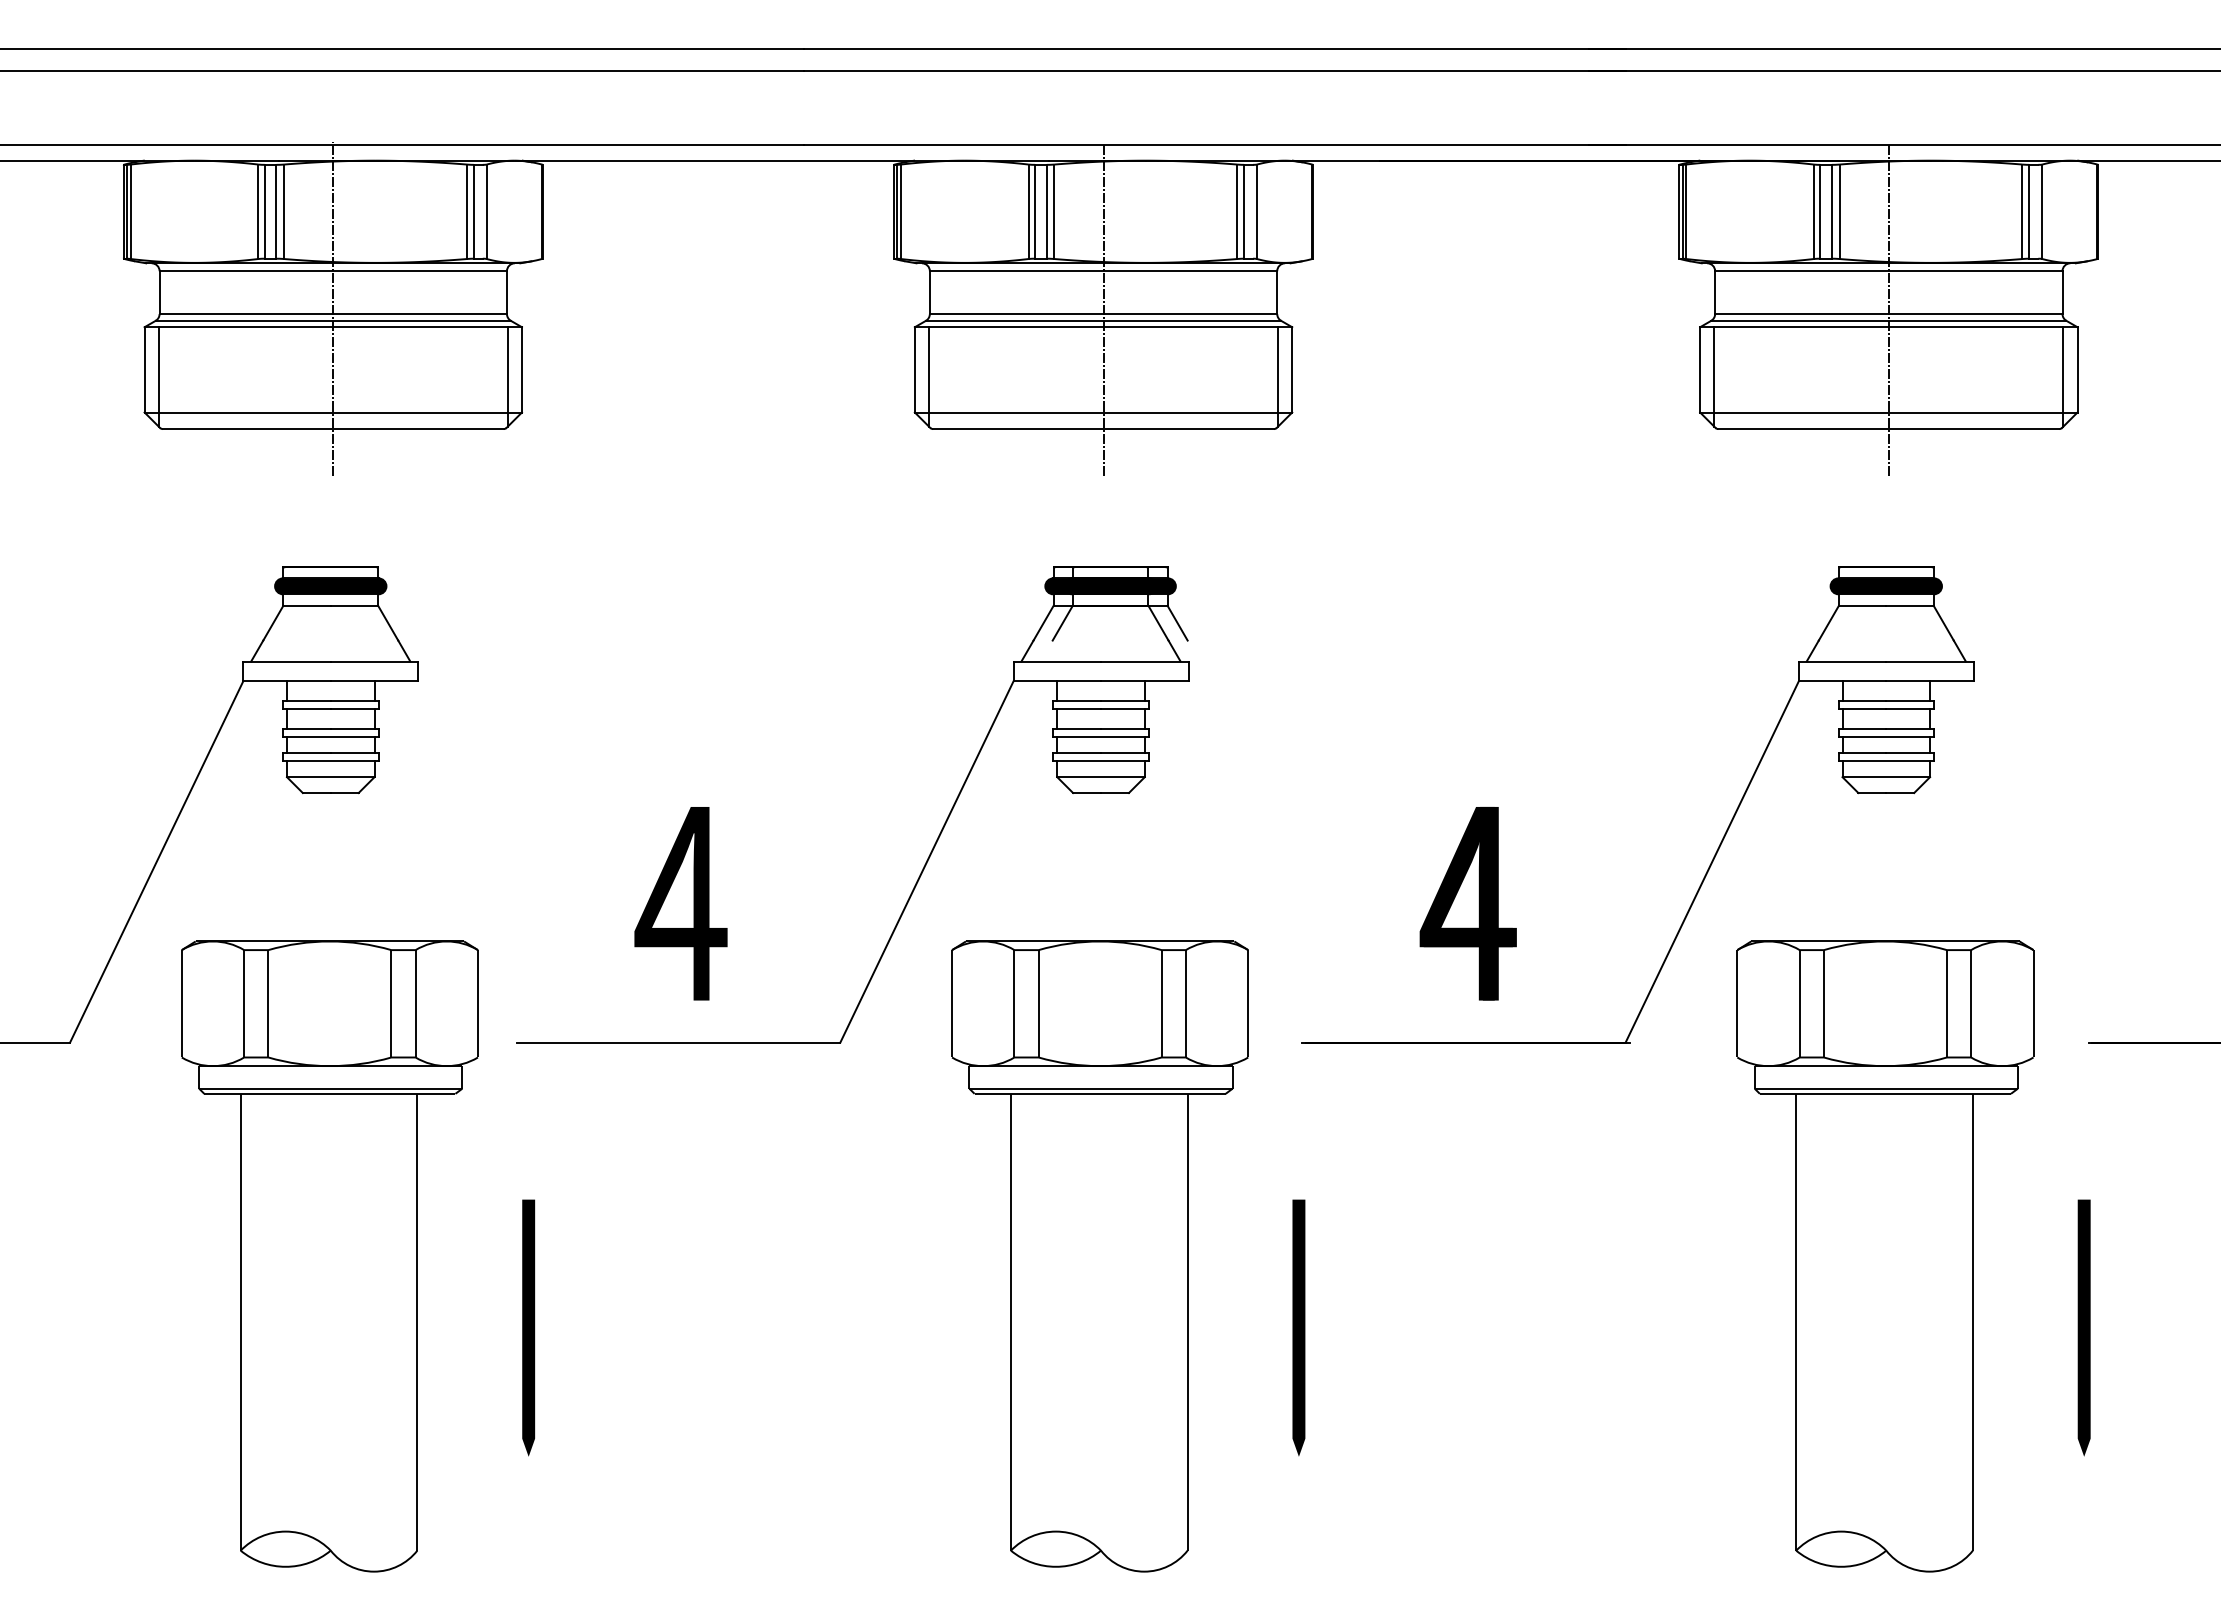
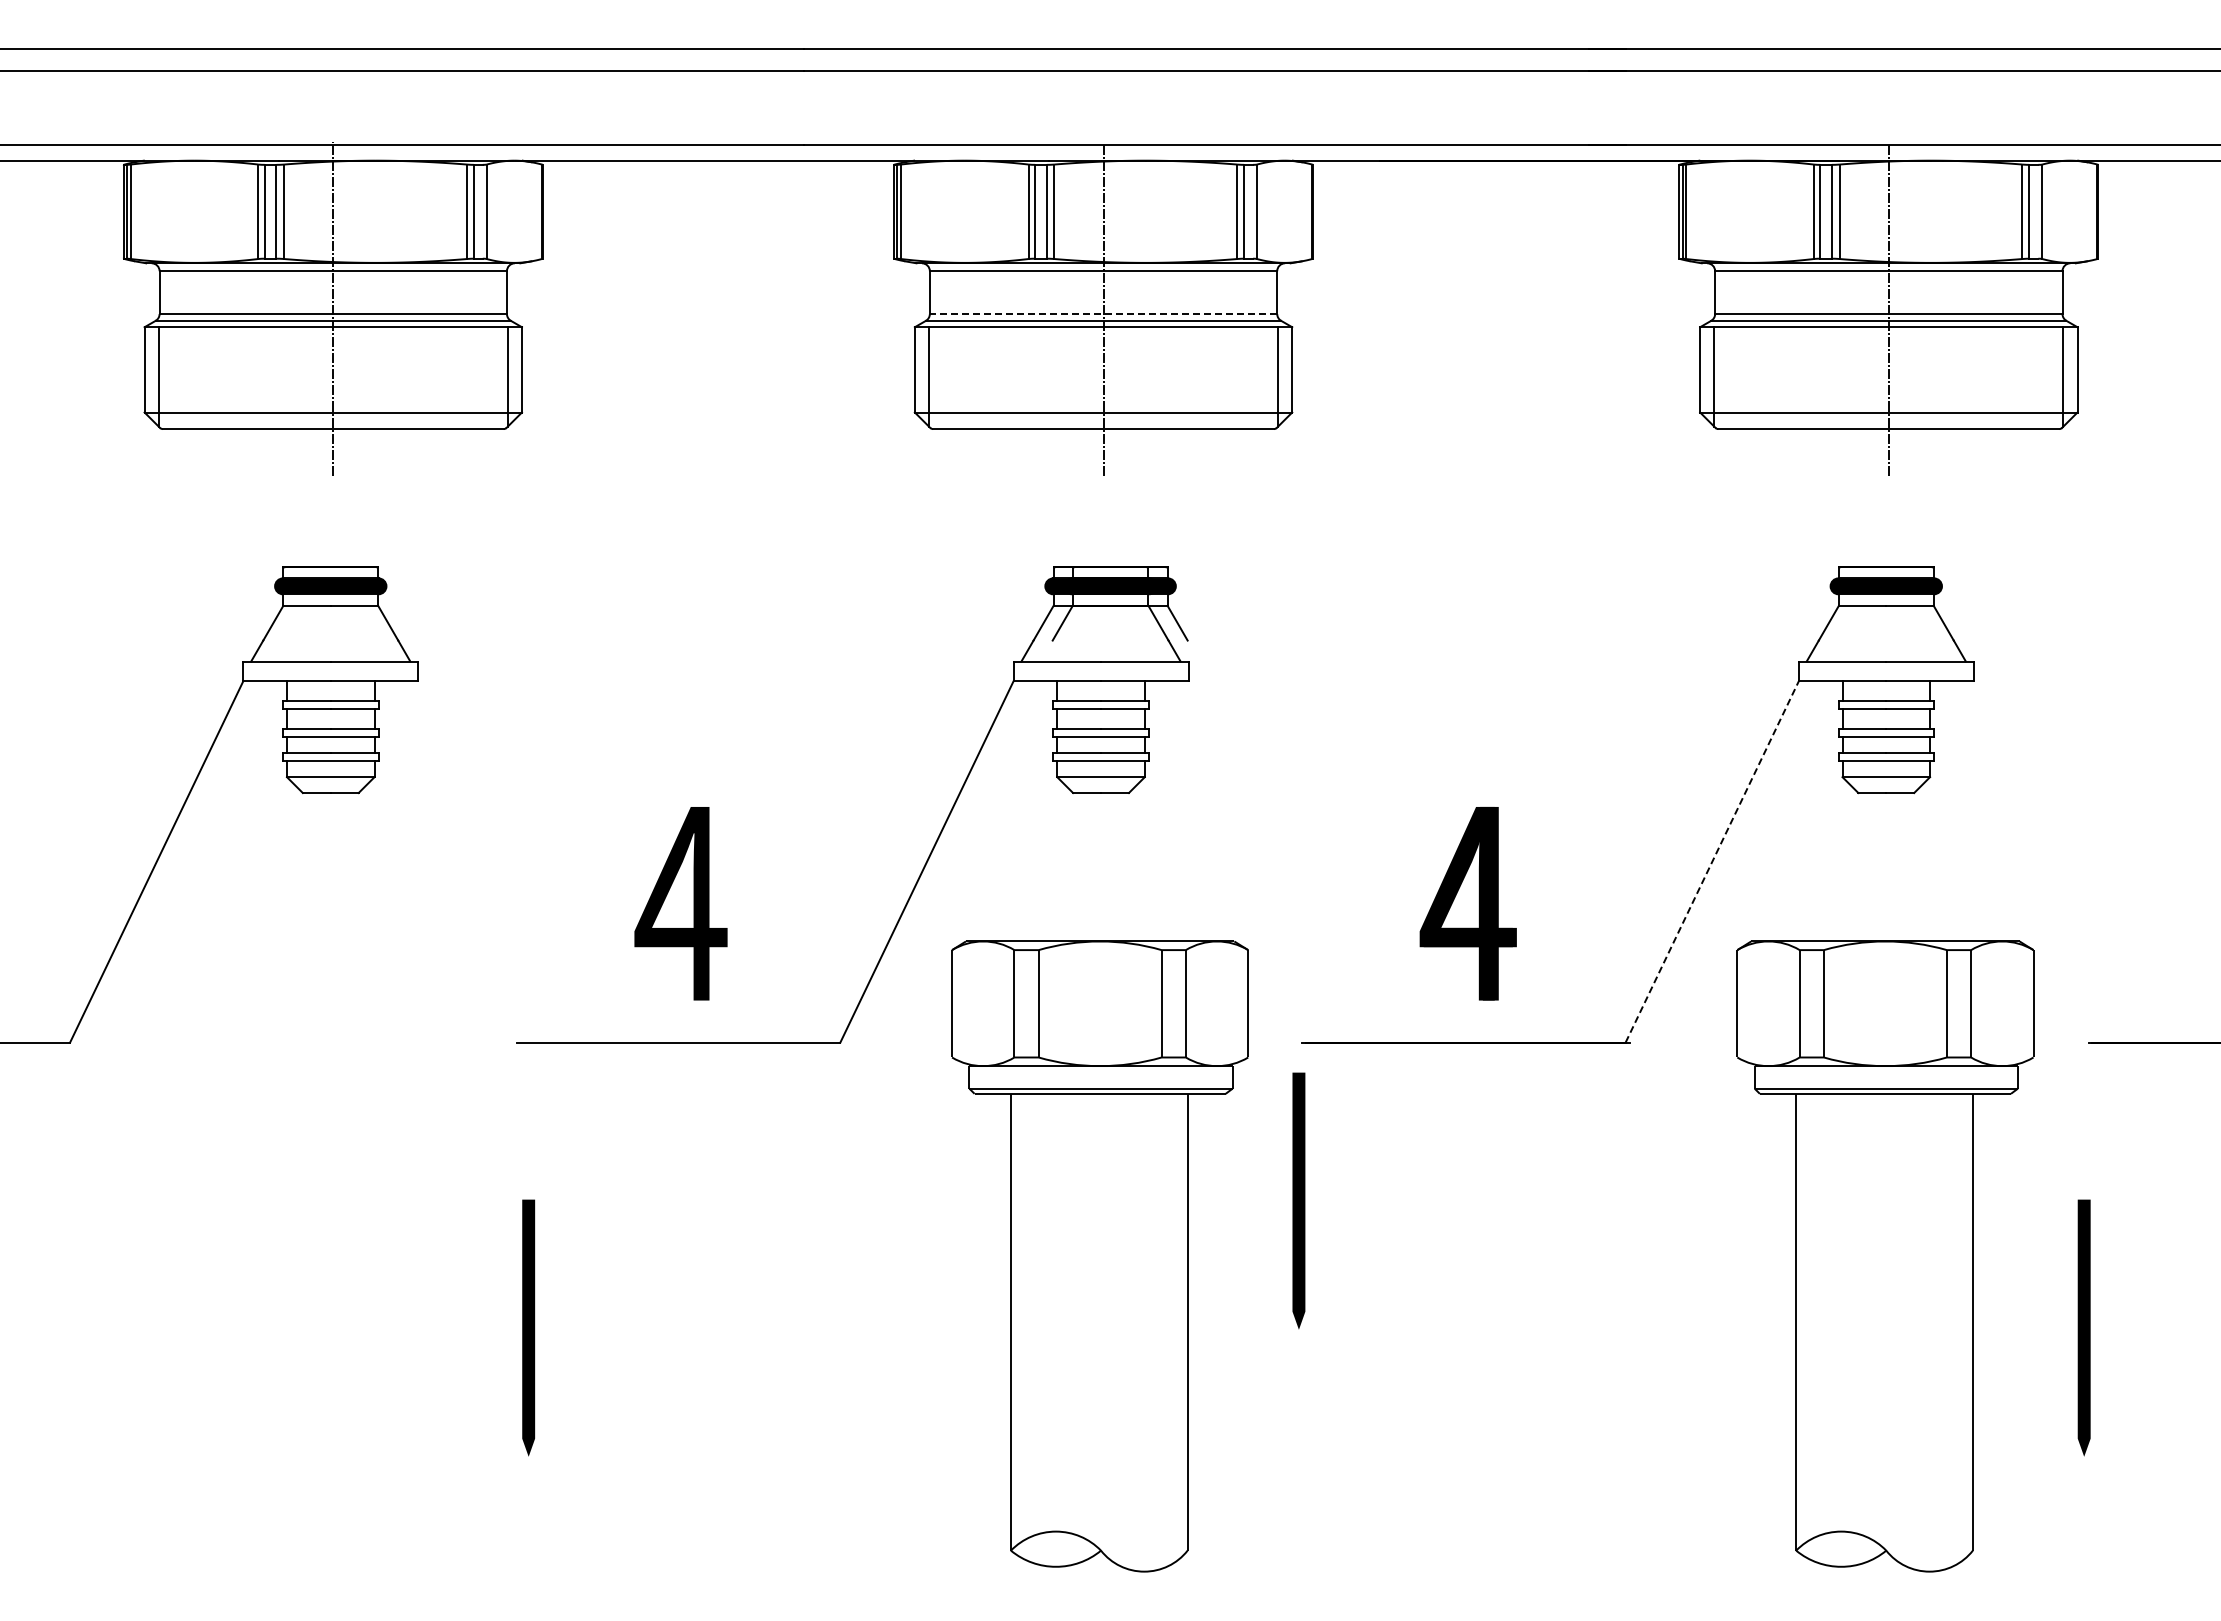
line: solid -> dashed (1103, 314)
line: solid -> dashed (1712, 861)
part: present -> none (329, 1256)
line position: (1298, 1327) -> (1298, 1200) (1298, 1200)
